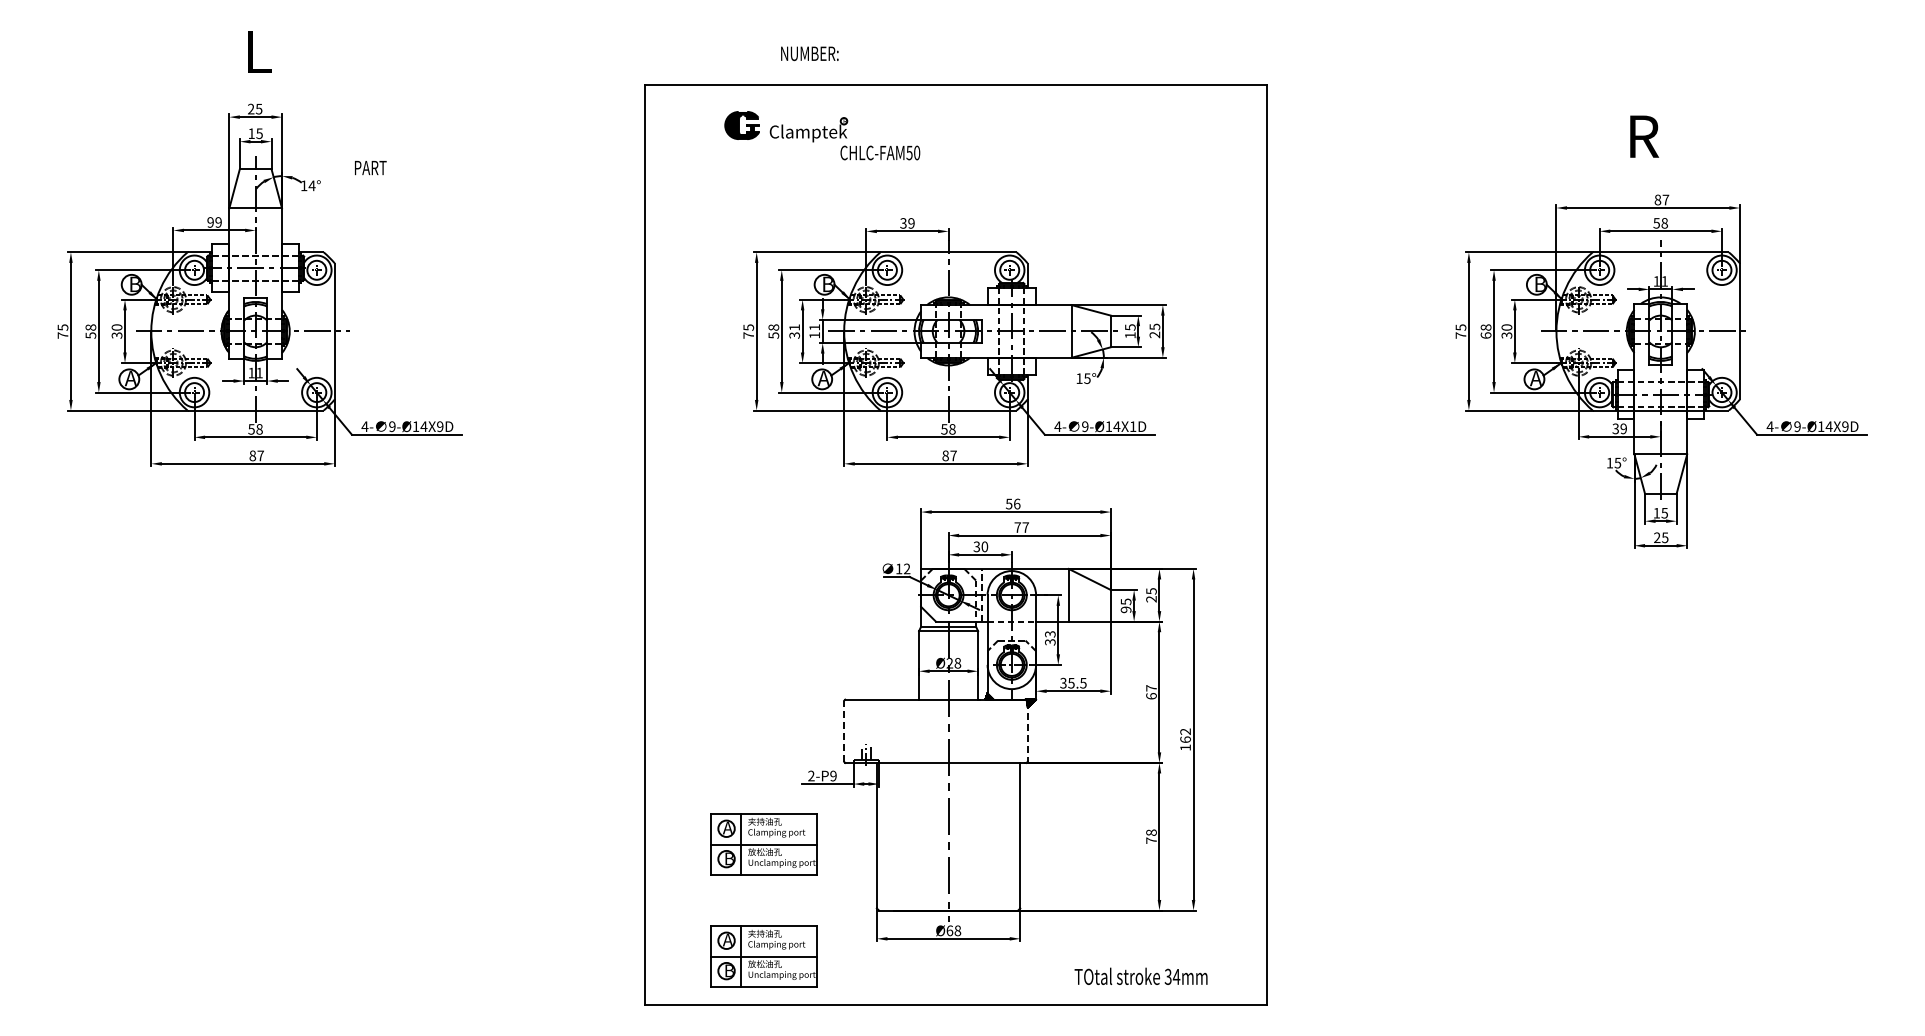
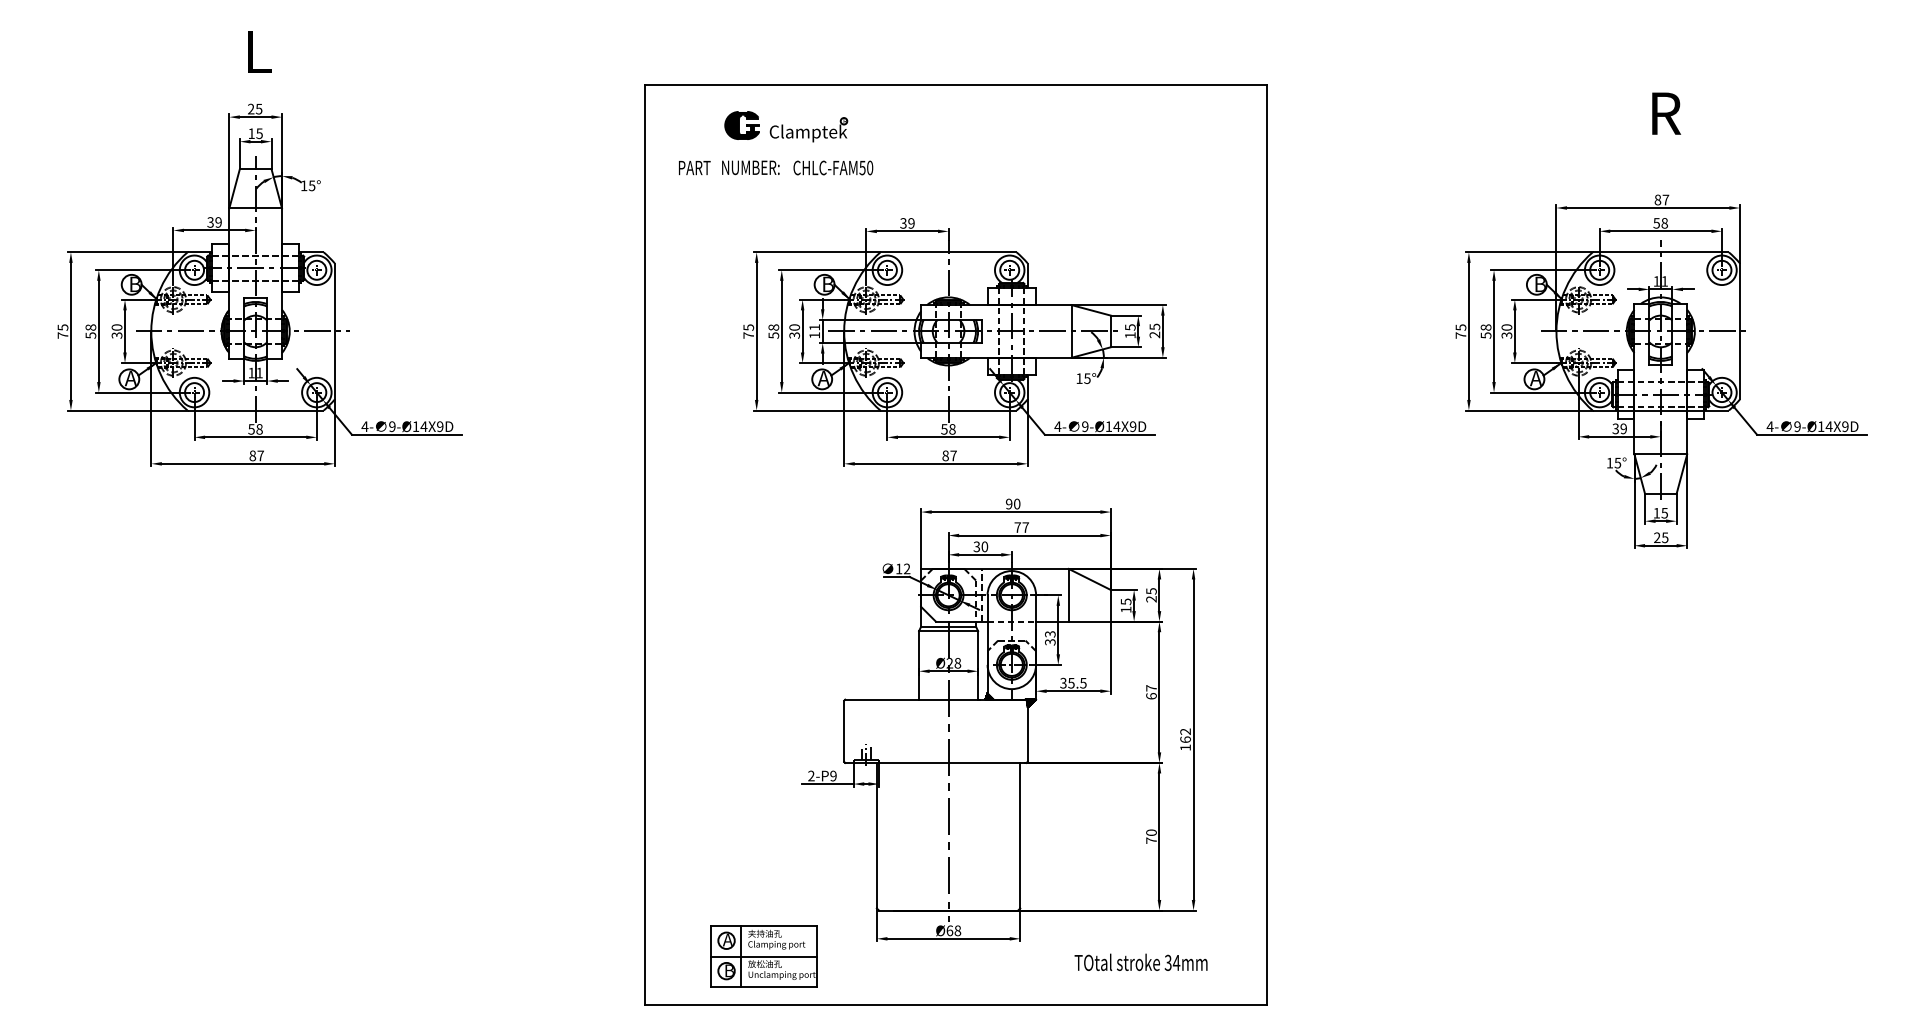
text position: (809, 53) -> (750, 167) (750, 167)
text position: (1644, 136) -> (1666, 113) (1666, 113)
text position: (880, 152) -> (833, 167) (833, 167)
text position: (370, 168) -> (694, 168) (694, 168)
text: 14° -> 15° (311, 185)
text: 99 -> 39 (210, 222)
text: 31 -> 30 (794, 327)
text: 68 -> 58 (1485, 335)
text: 9-Ø14X1D -> 9-Ø14X9D (1132, 426)
text: 56 -> 90 (1012, 503)
text: 95 -> 15 (1125, 609)
line: dashed -> solid (844, 731)
line: dashed -> solid (1027, 732)
text: 78 -> 70 (1151, 832)
part: present -> none (763, 844)
text position: (1140, 975) -> (1140, 961) (1140, 961)
